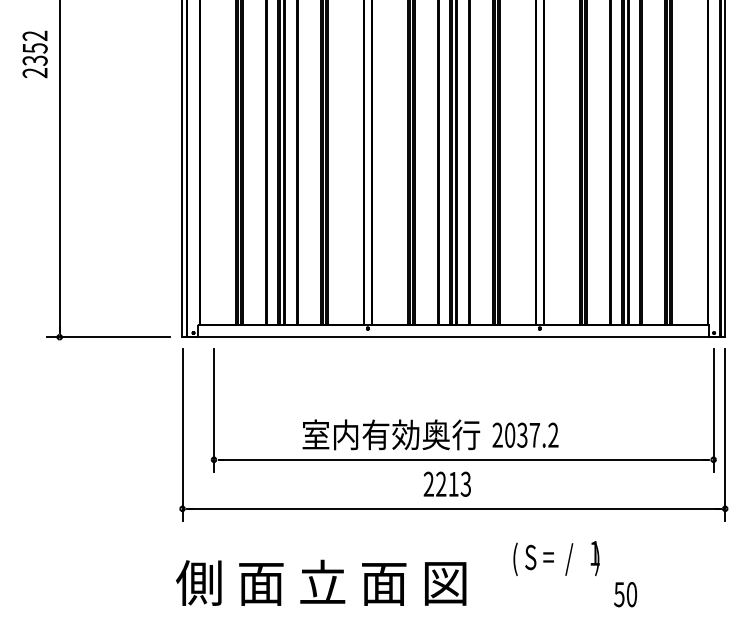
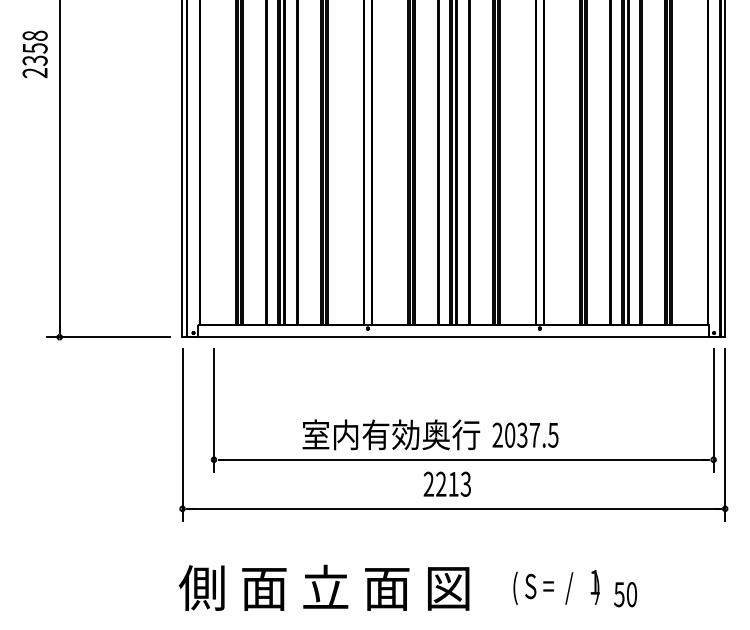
text: 2352 -> 2358 (34, 35)
text: 2037.2 -> 2037.5 (553, 434)
text position: (556, 558) -> (556, 587) (556, 587)
text position: (321, 582) -> (324, 587) (324, 587)
